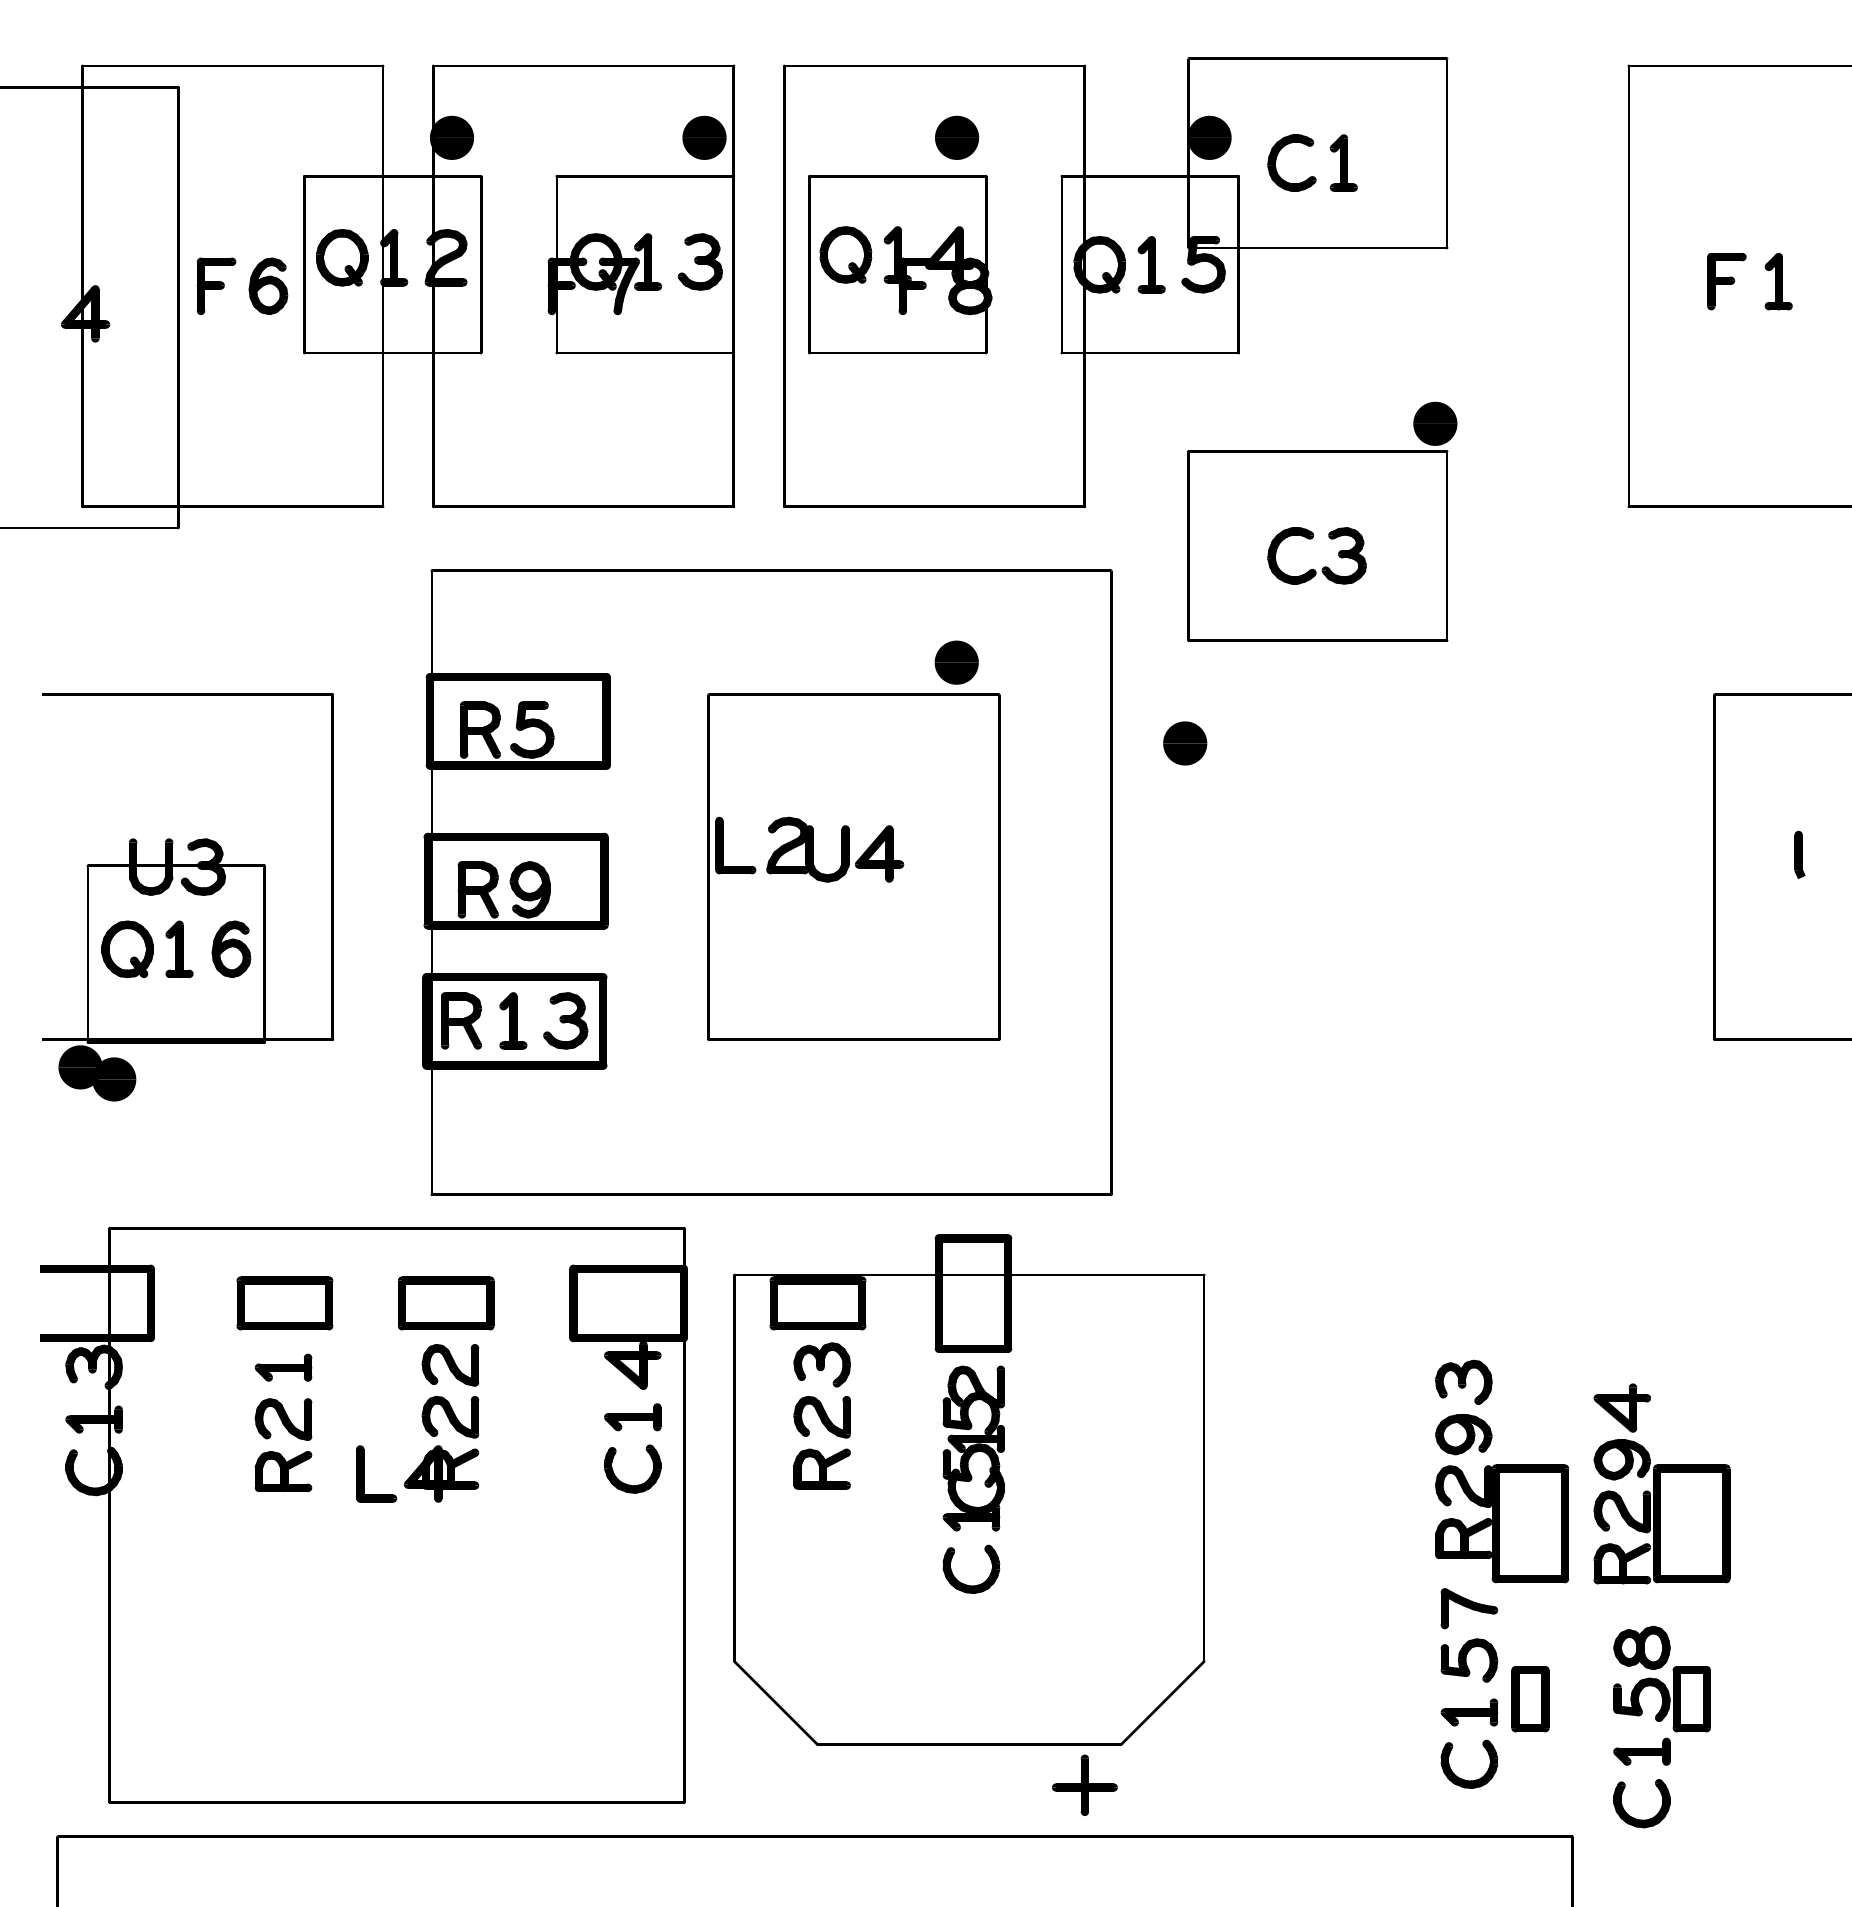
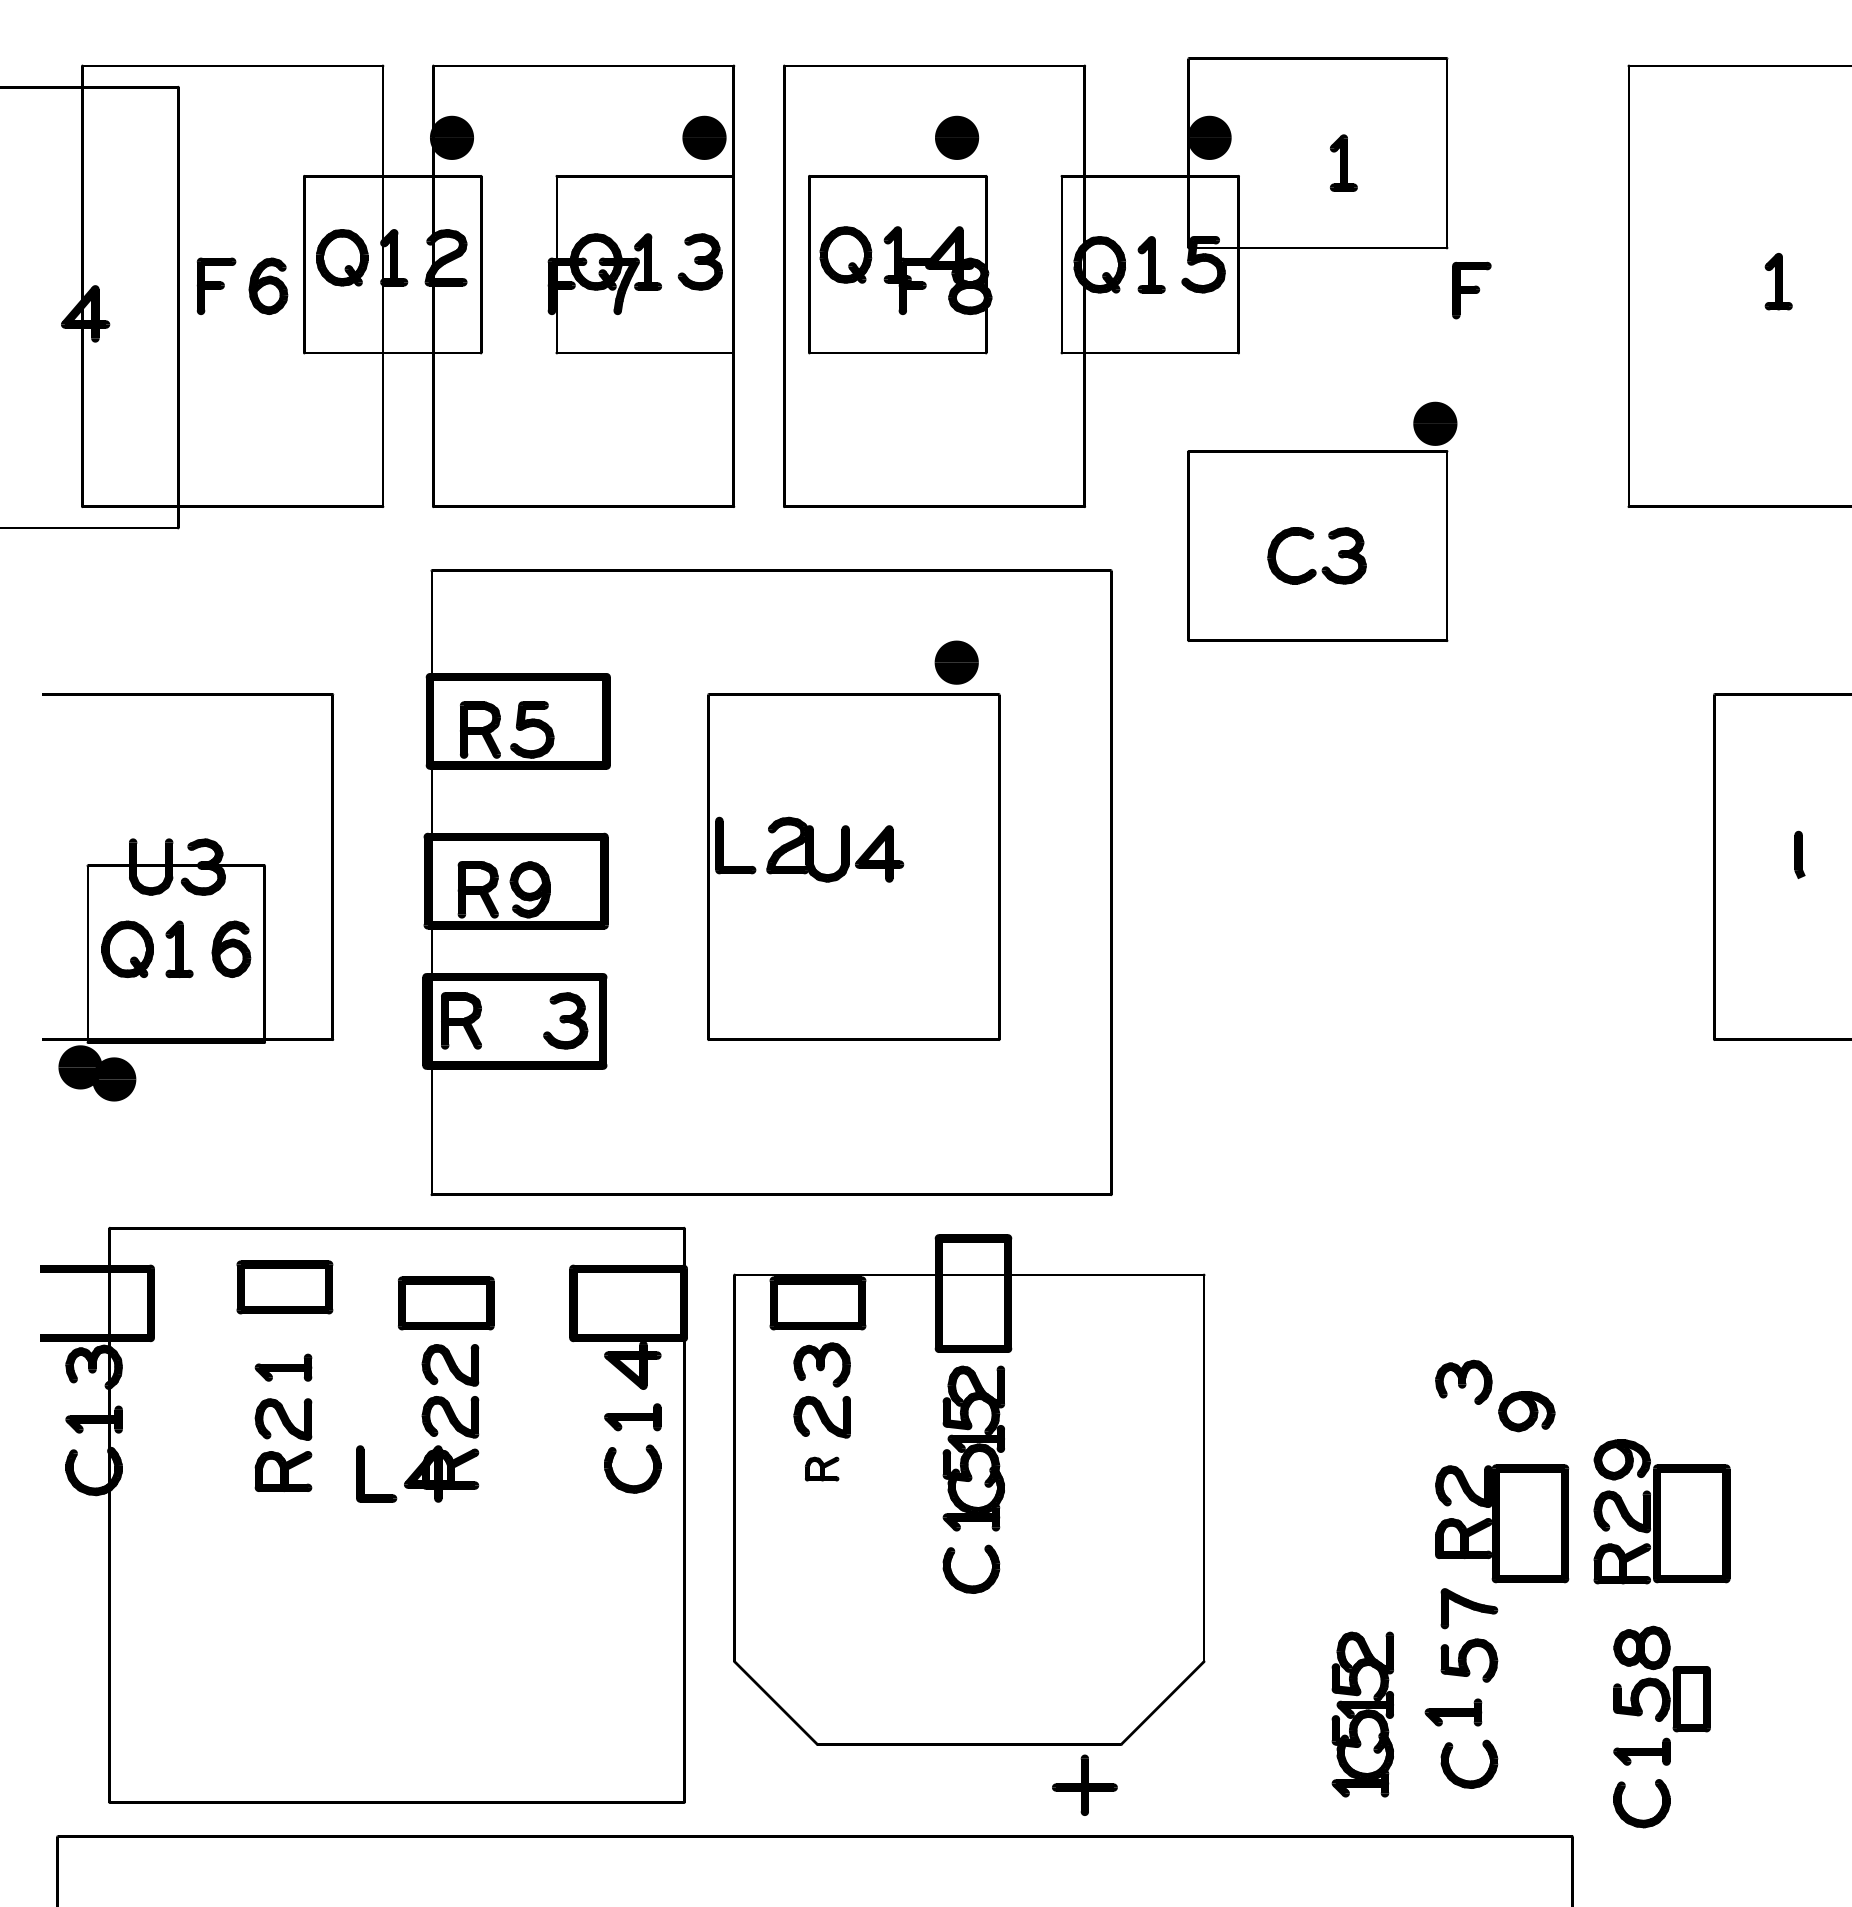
part: present -> none (1277, 157)
part position: (1726, 281) -> (1471, 290) (1471, 290)
part: present -> none (1185, 743)
part: present -> none (513, 1020)
part position: (284, 1303) -> (284, 1287) (284, 1287)
part: present -> none (1621, 1407)
part position: (1463, 1434) -> (1526, 1411) (1526, 1411)
part size: 58x42 px -> 35x26 px (822, 1468)
part: present -> none (1530, 1699)
part position: (1469, 1712) -> (1453, 1712) (1453, 1712)
part: none -> present (1362, 1714)
